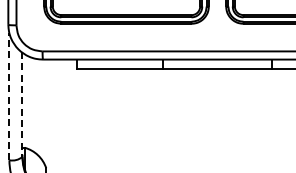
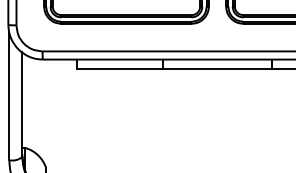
line: dashed -> solid (9, 96)
line: dashed -> solid (22, 104)
